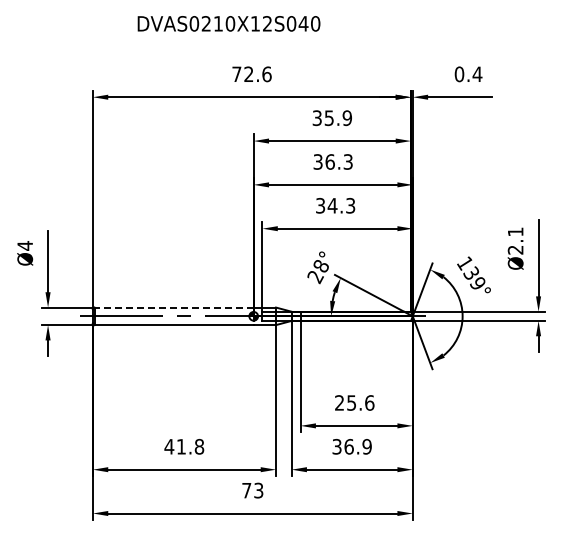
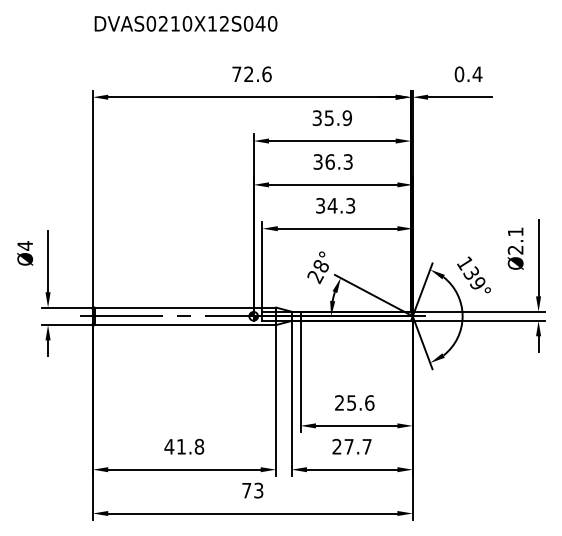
text position: (228, 23) -> (185, 23) (185, 23)
line: dashed -> solid (174, 307)
text: 36.9 -> 27.7 (351, 446)
